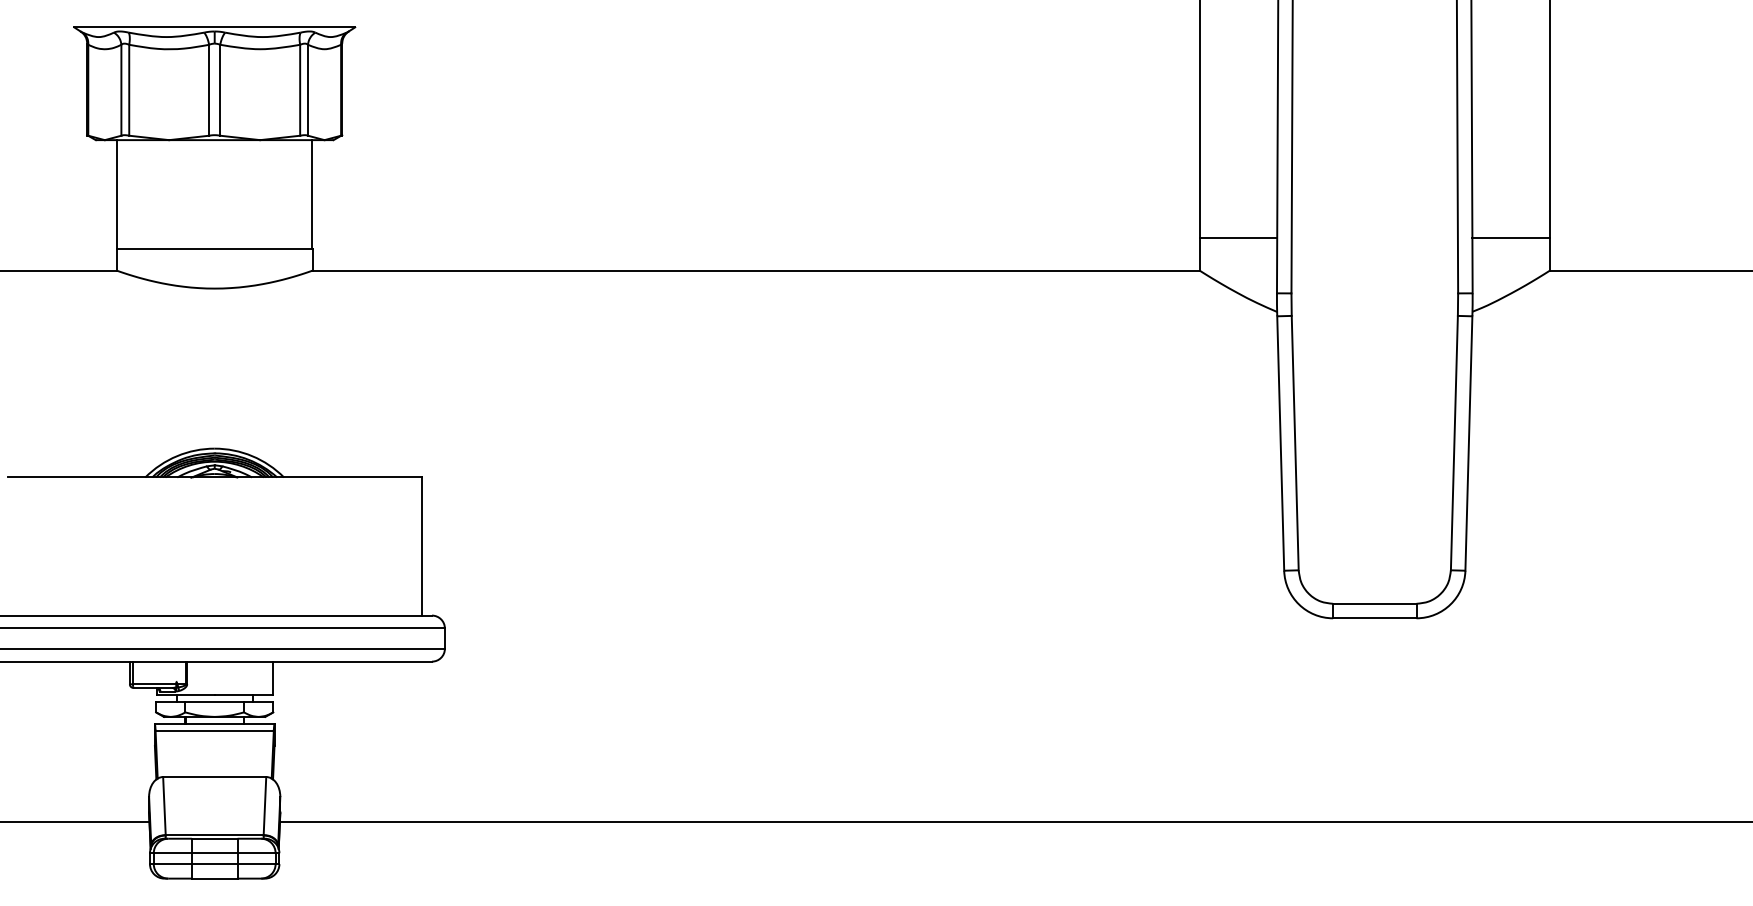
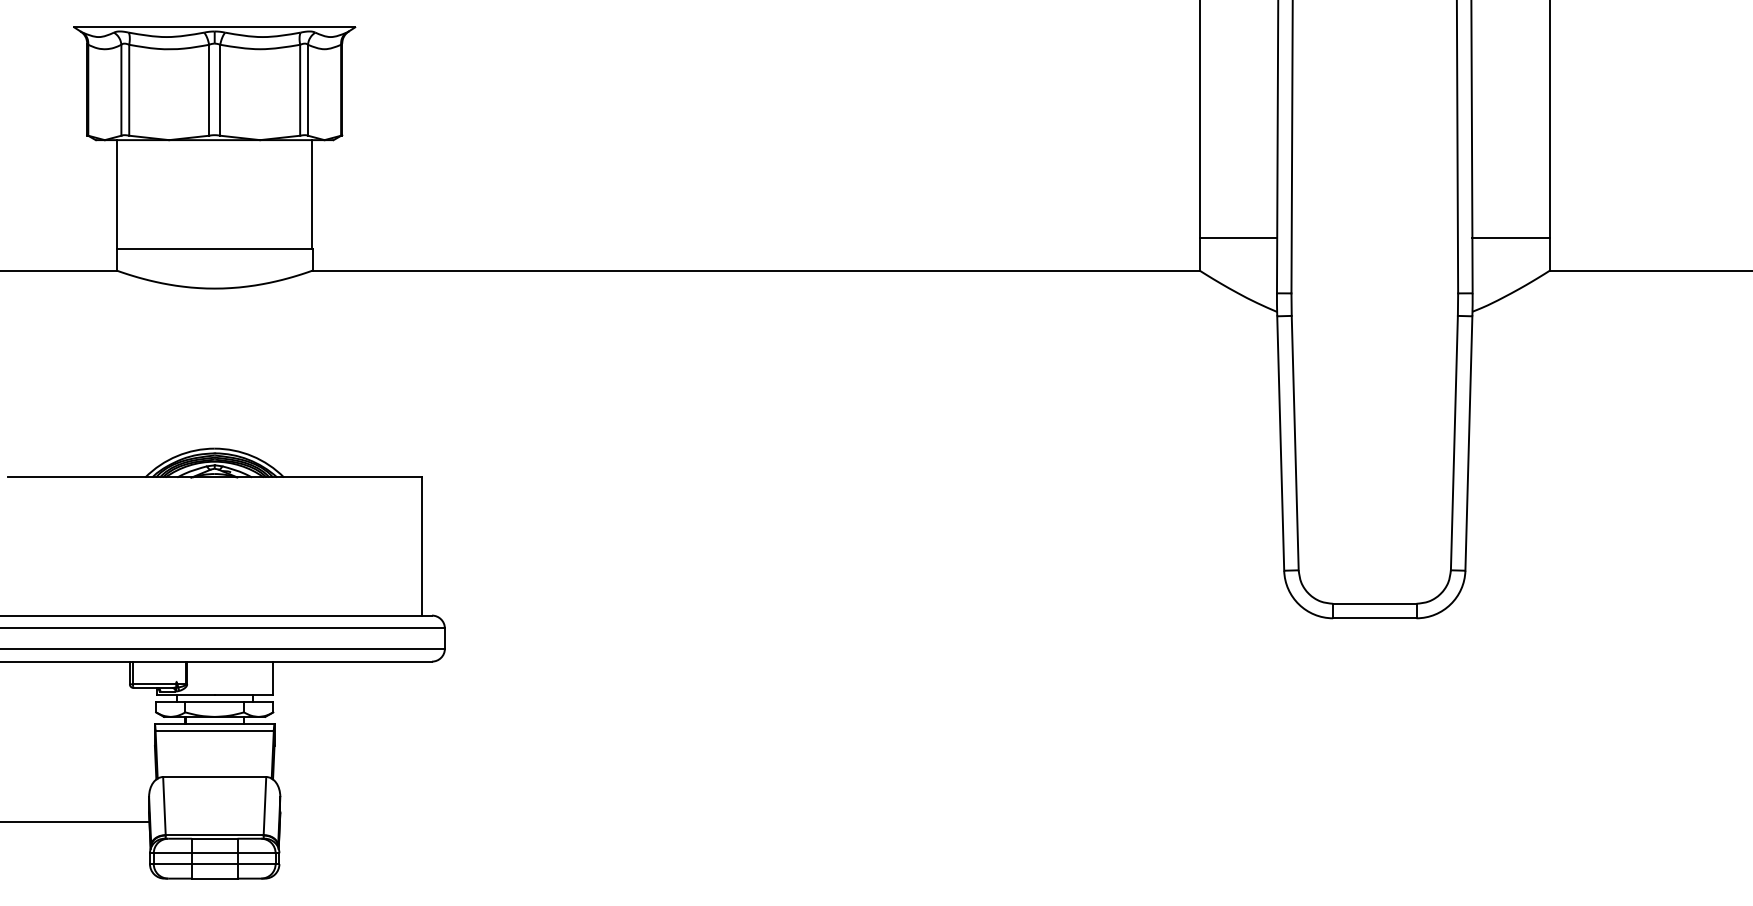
line: present -> none (1014, 822)
